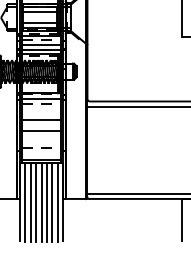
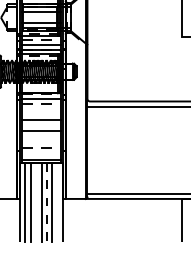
line: present -> none (36, 202)
line: present -> none (57, 202)
line: solid -> dashed (47, 203)
